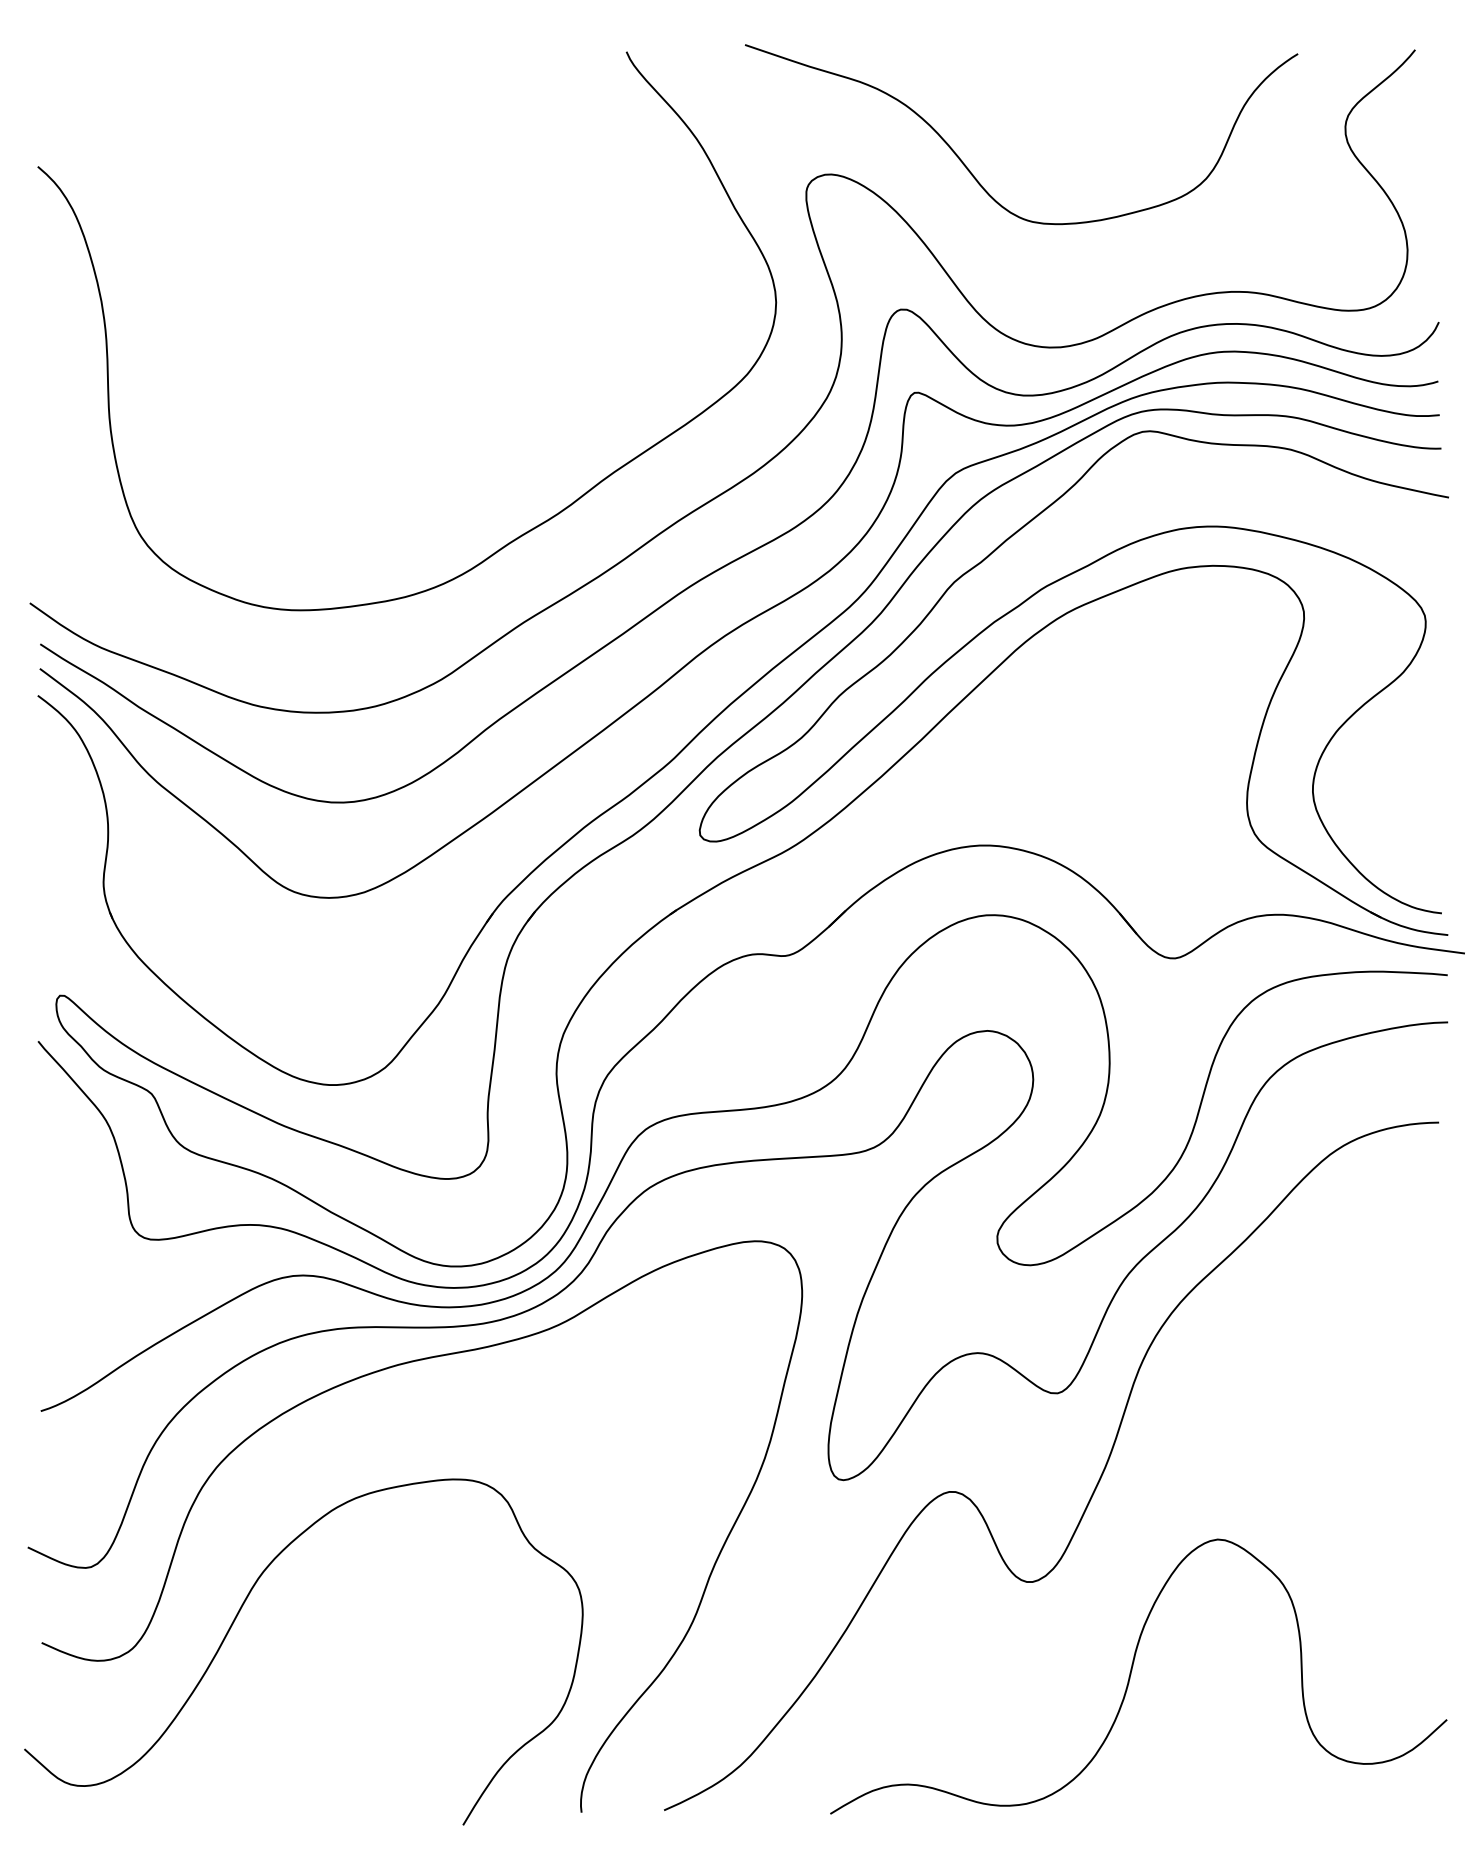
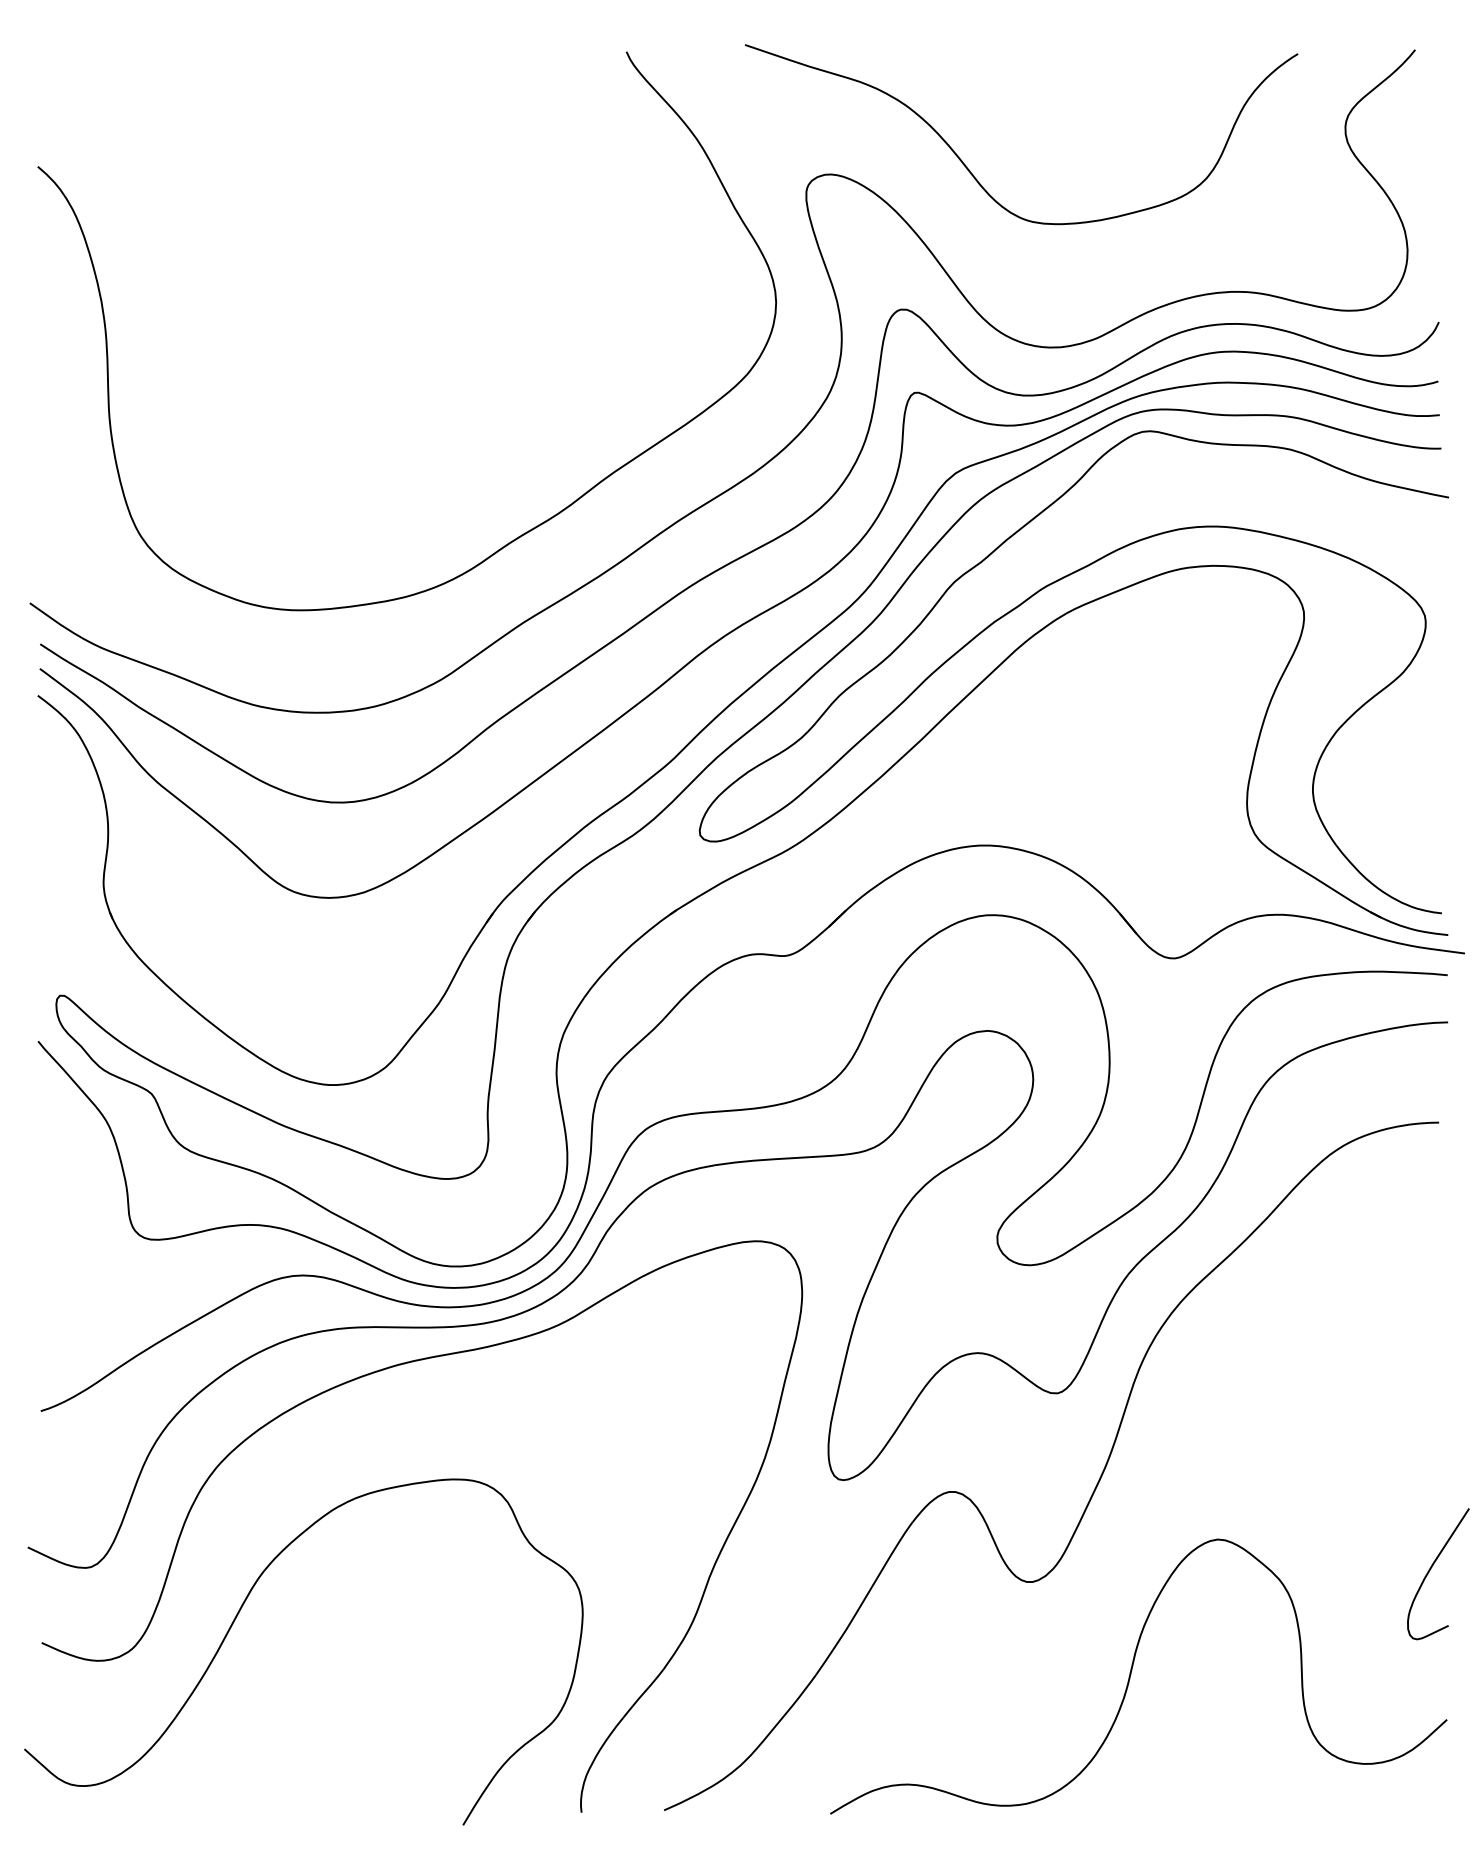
curve: none -> present (1431, 1569)
